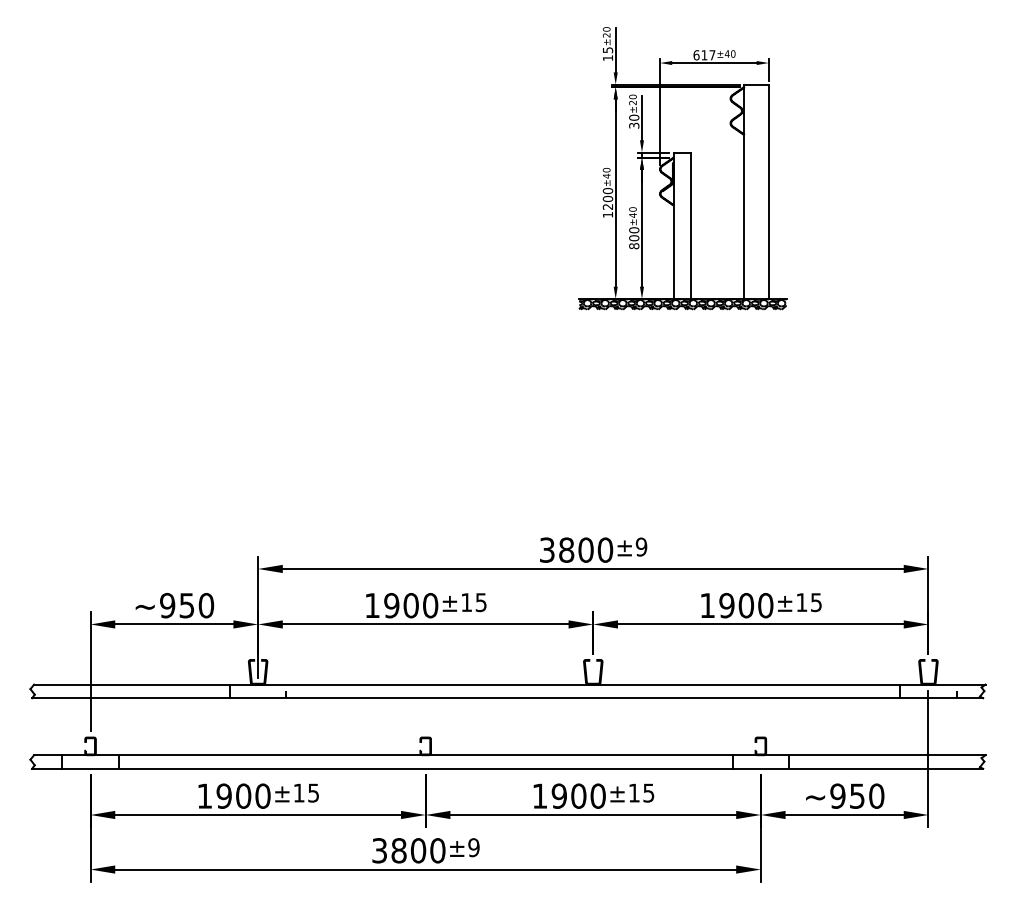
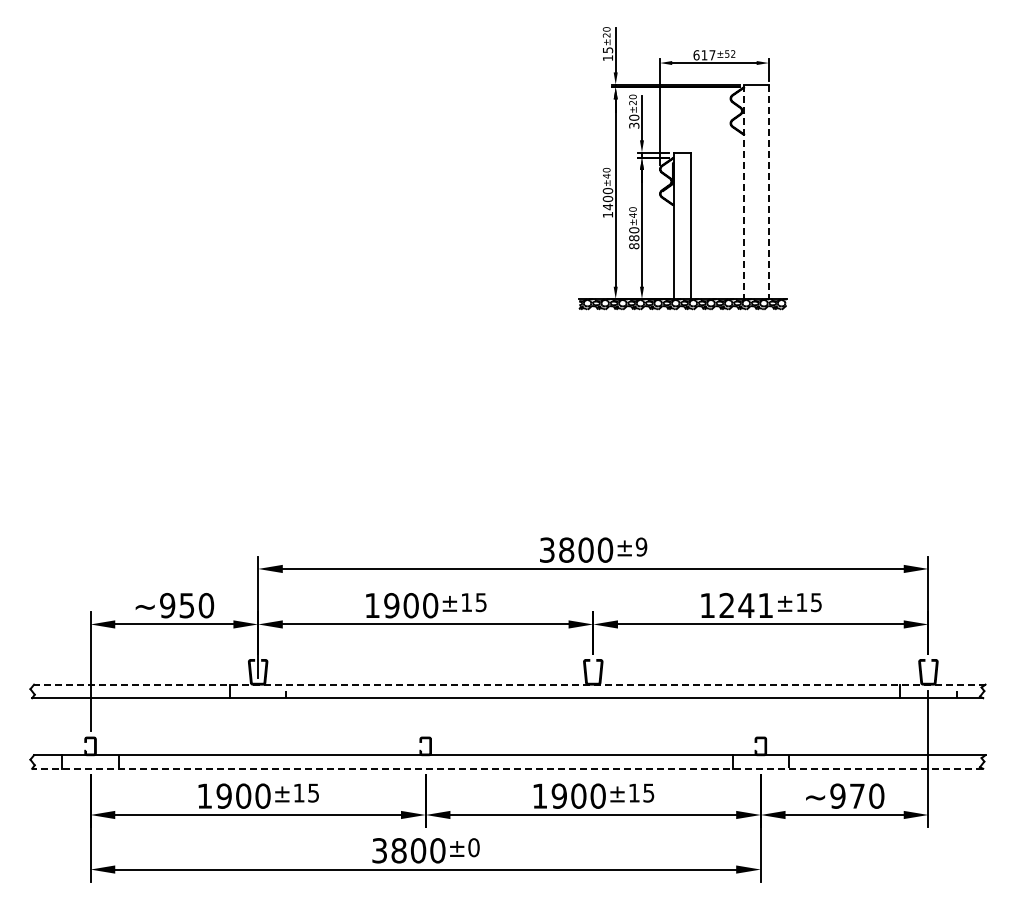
text: ±40 -> ±52 (729, 53)
line: solid -> dashed (744, 192)
line: solid -> dashed (768, 192)
text: 1200 -> 1400 (607, 206)
text: 800 -> 880 (634, 238)
text: 1900 -> 1241 (746, 605)
line: solid -> dashed (509, 684)
line: solid -> dashed (507, 768)
text: ~950 -> ~970 (857, 795)
text: ±9 -> ±0 (473, 847)
